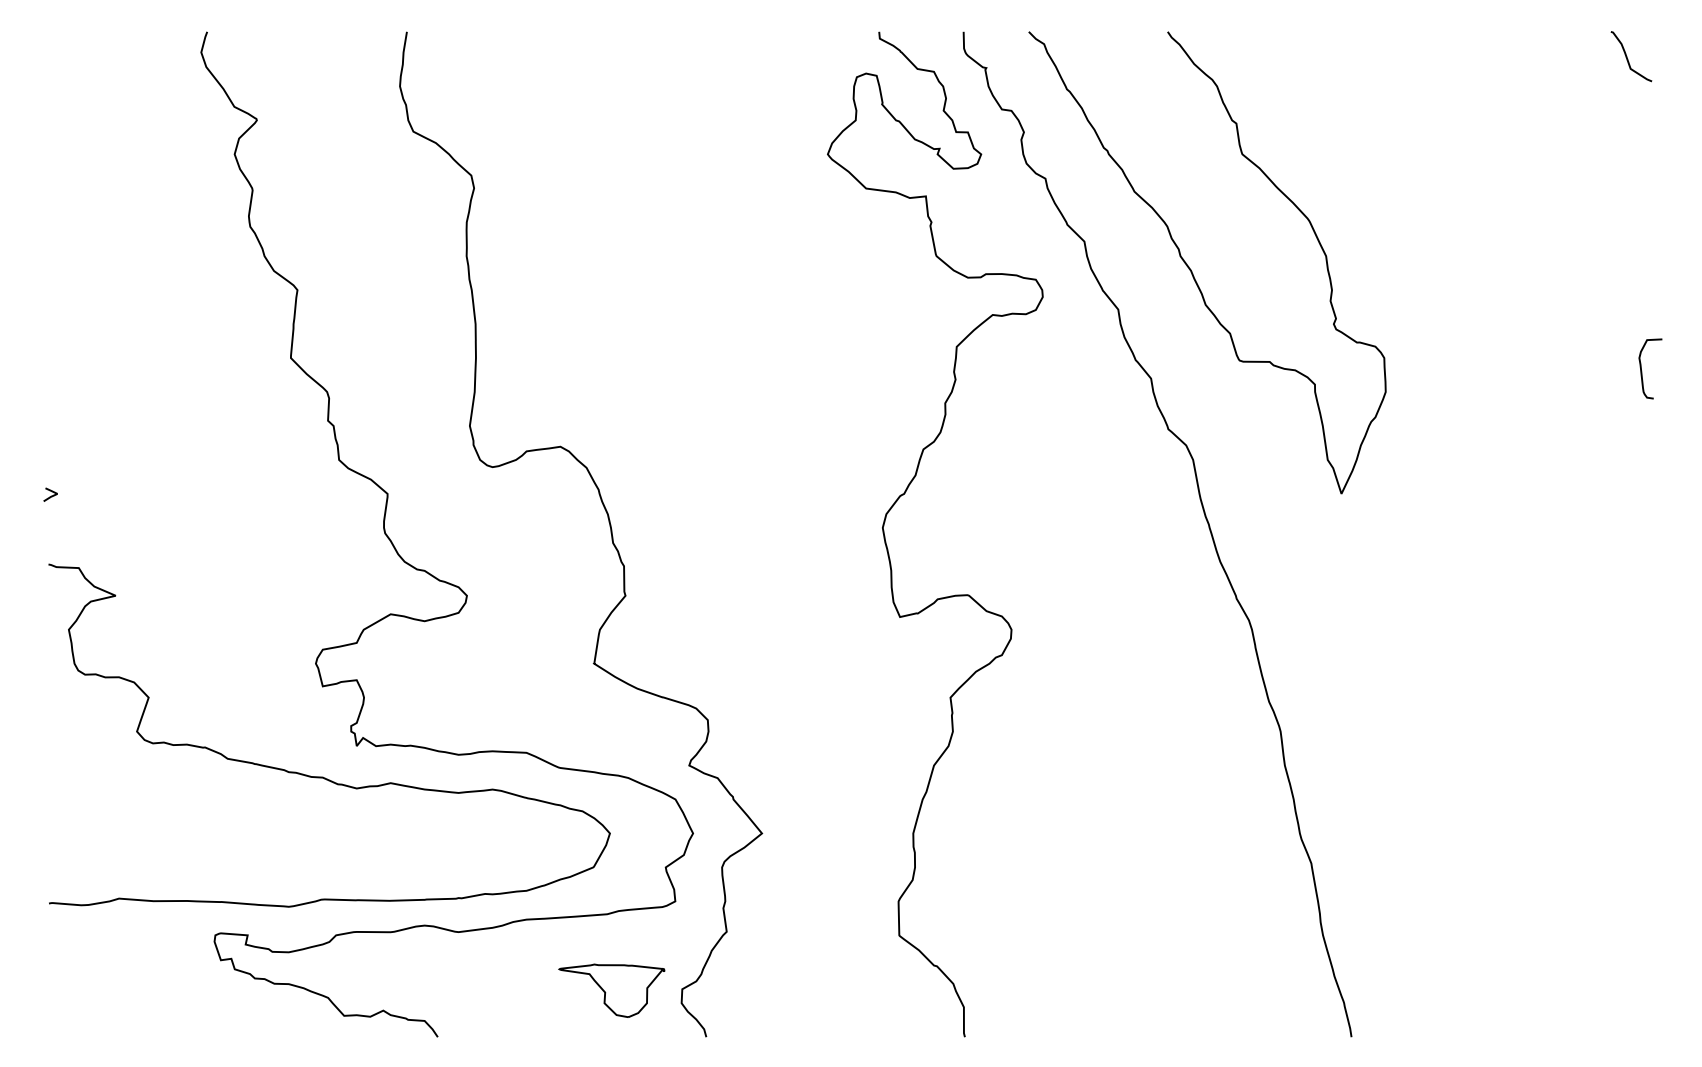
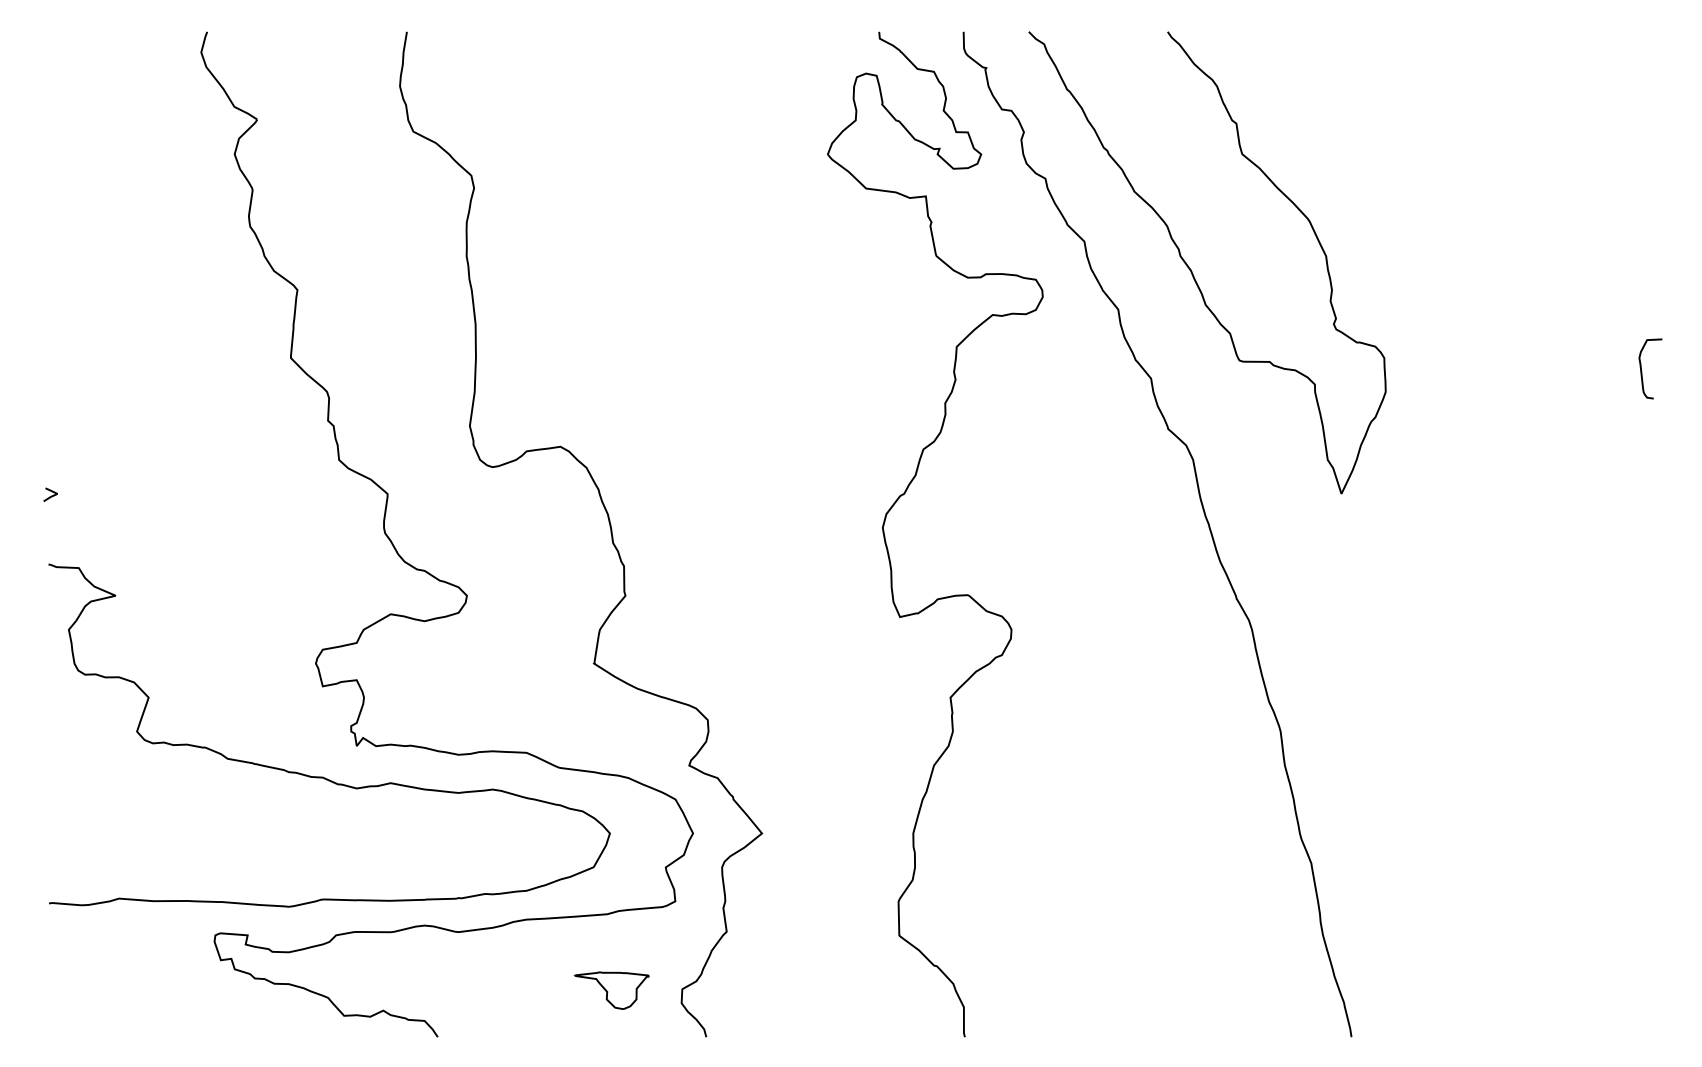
curve: present -> none (1627, 56)
part size: 108x55 px -> 77x39 px (611, 990)
